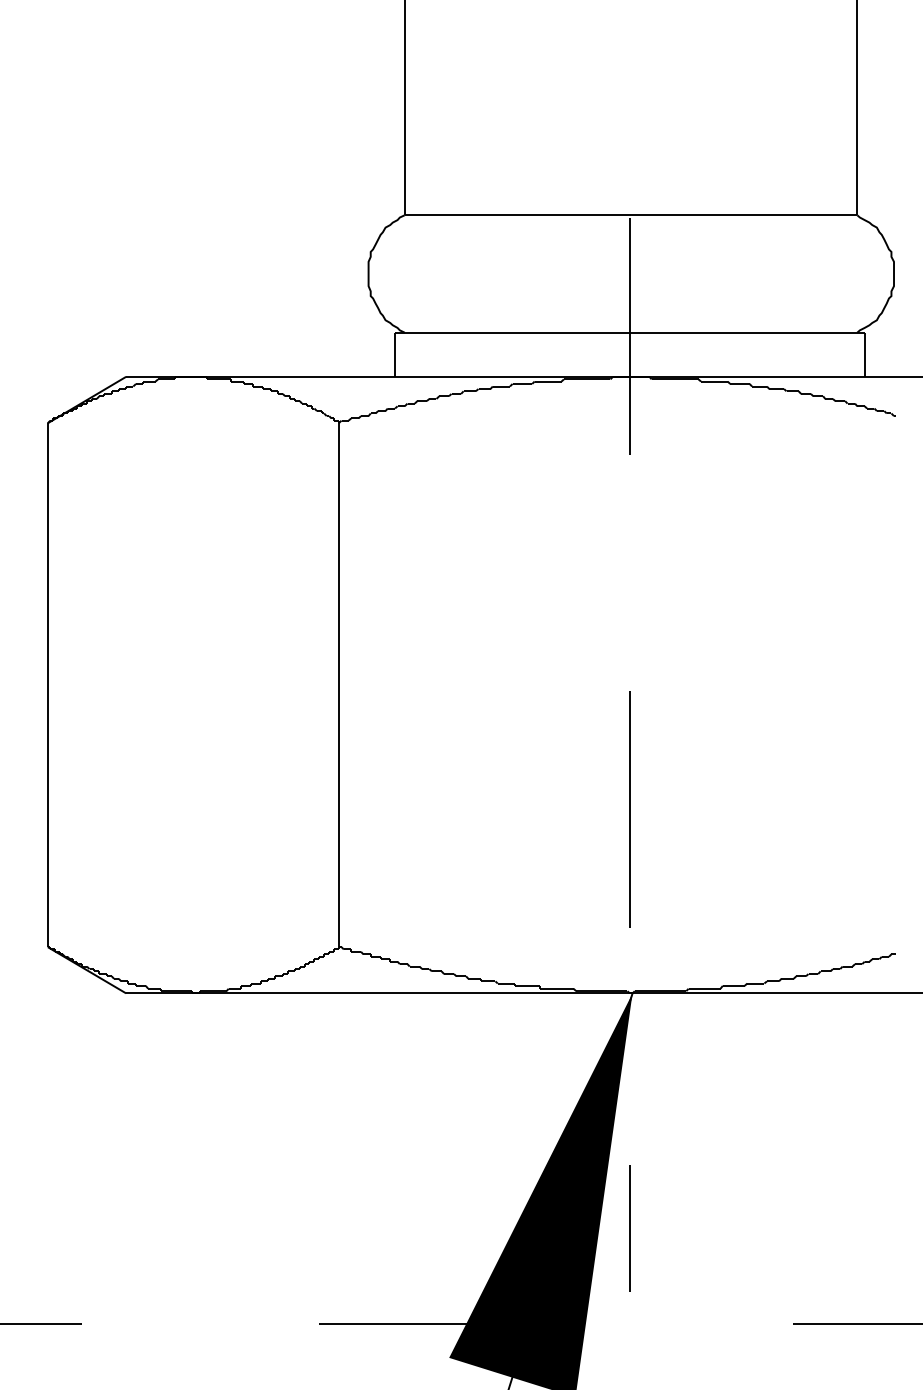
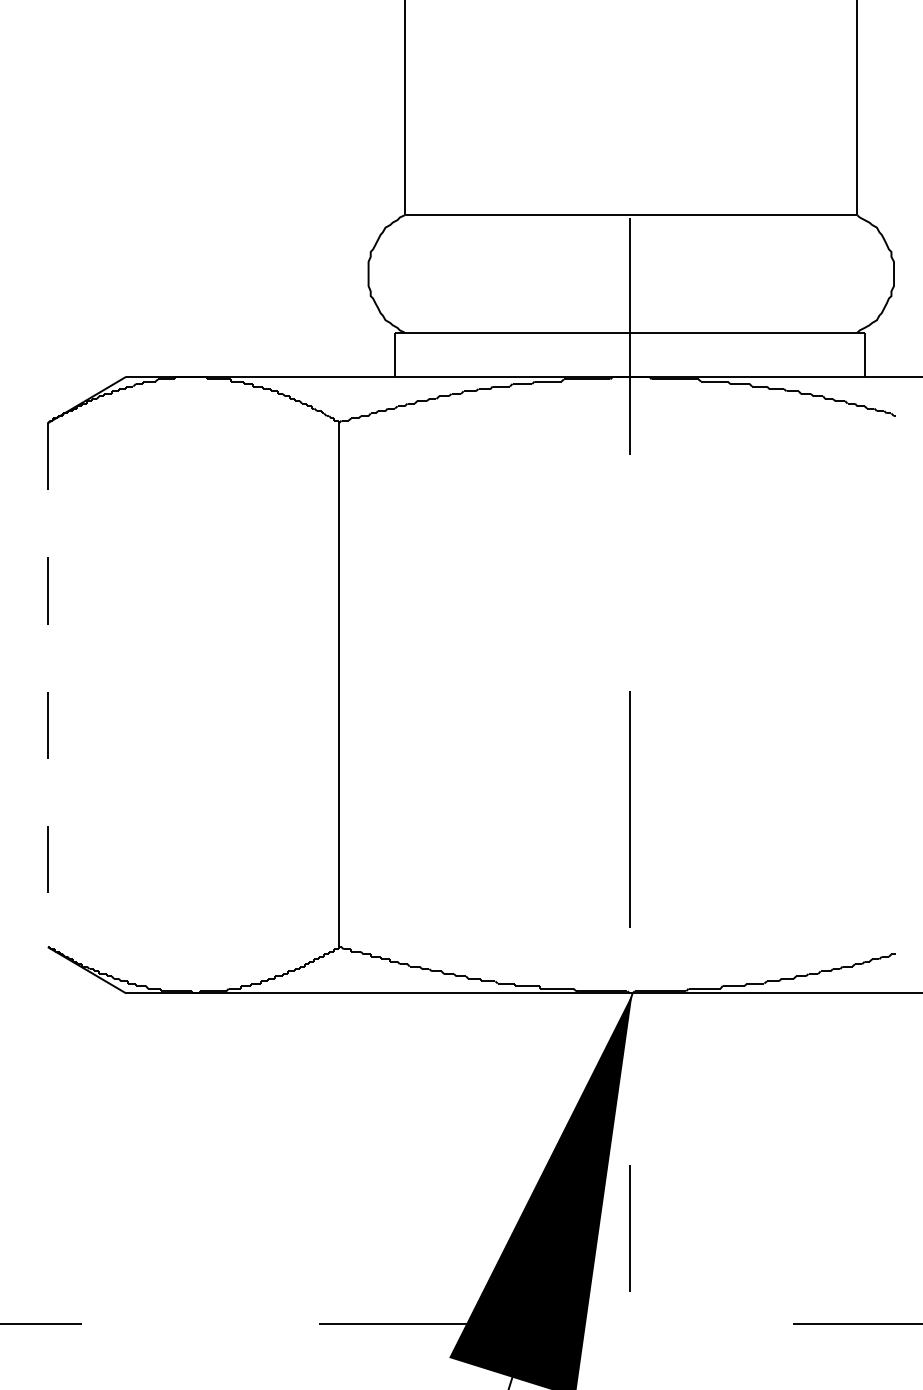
line: solid -> dashed (47, 685)
